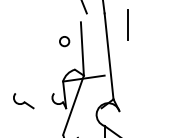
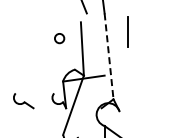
line position: (127, 24) -> (127, 31) (127, 31)
circle position: (64, 41) -> (59, 38) (59, 38)
line: solid -> dashed (109, 56)
